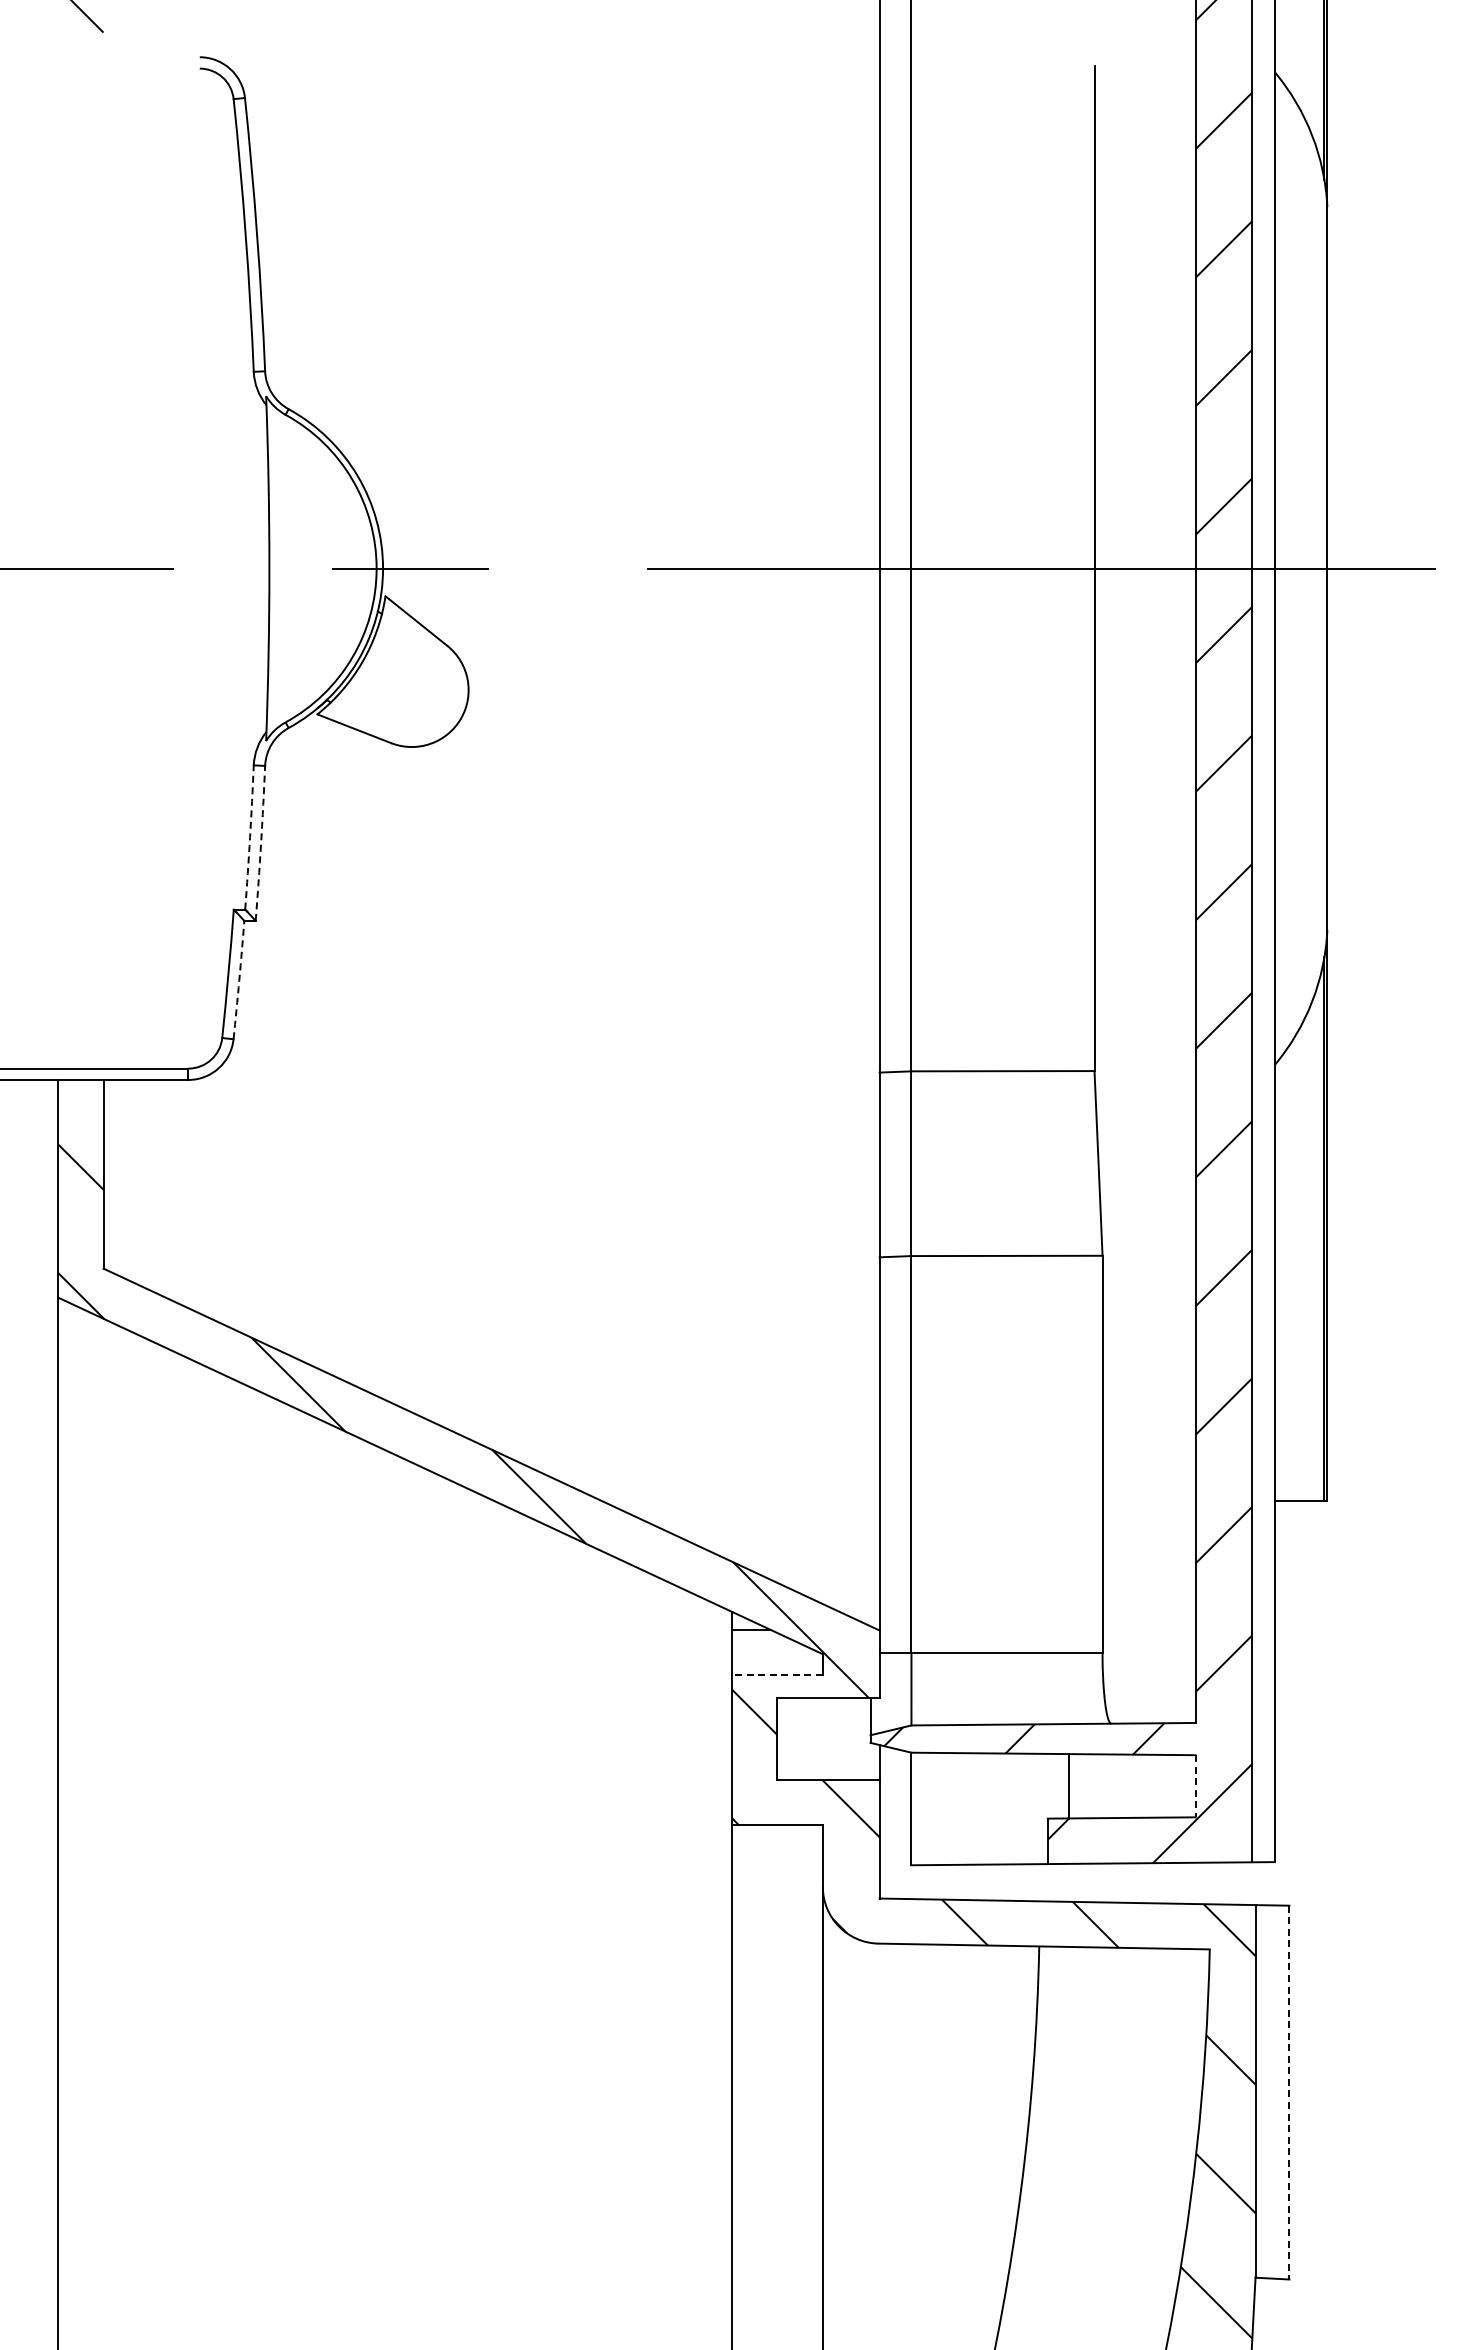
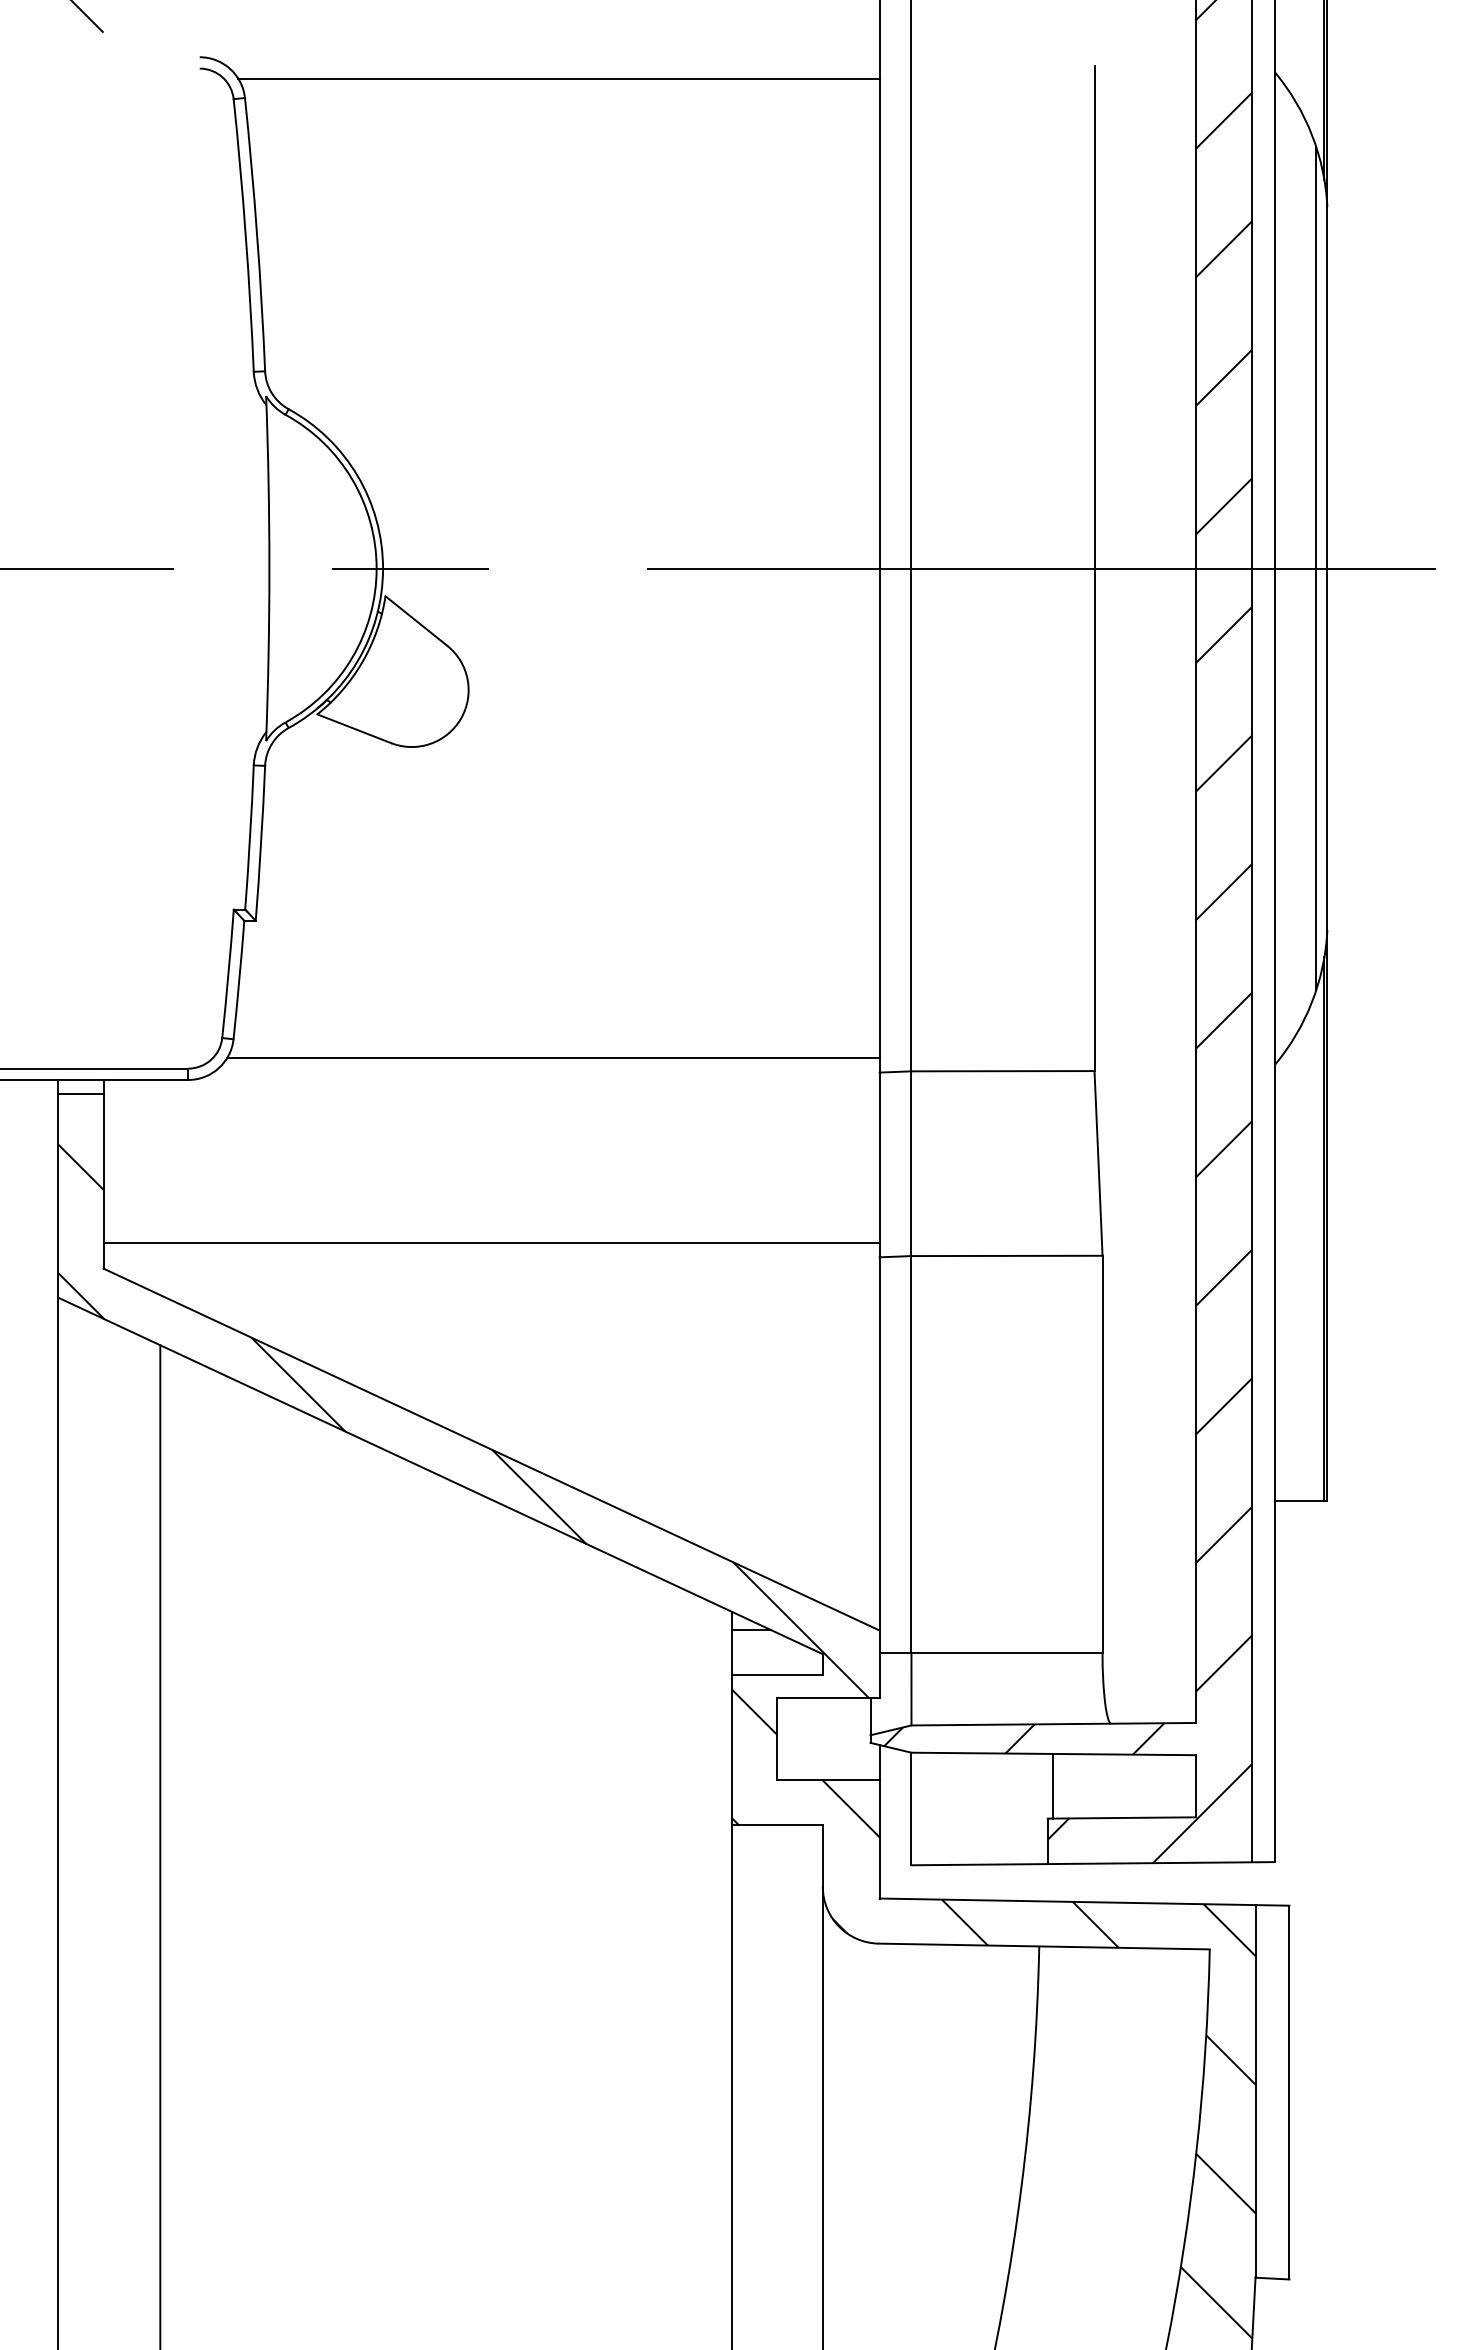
line: none -> present (558, 78)
line: none -> present (1316, 568)
arc: dashed -> solid (250, 837)
arc: dashed -> solid (261, 843)
arc: dashed -> solid (239, 980)
line: none -> present (552, 1058)
line: none -> present (80, 1093)
line: none -> present (491, 1243)
line: dashed -> solid (776, 1675)
line position: (1068, 1785) -> (1052, 1785) (1052, 1785)
line: dashed -> solid (1195, 1786)
line: none -> present (160, 1845)
line: dashed -> solid (1289, 2092)
